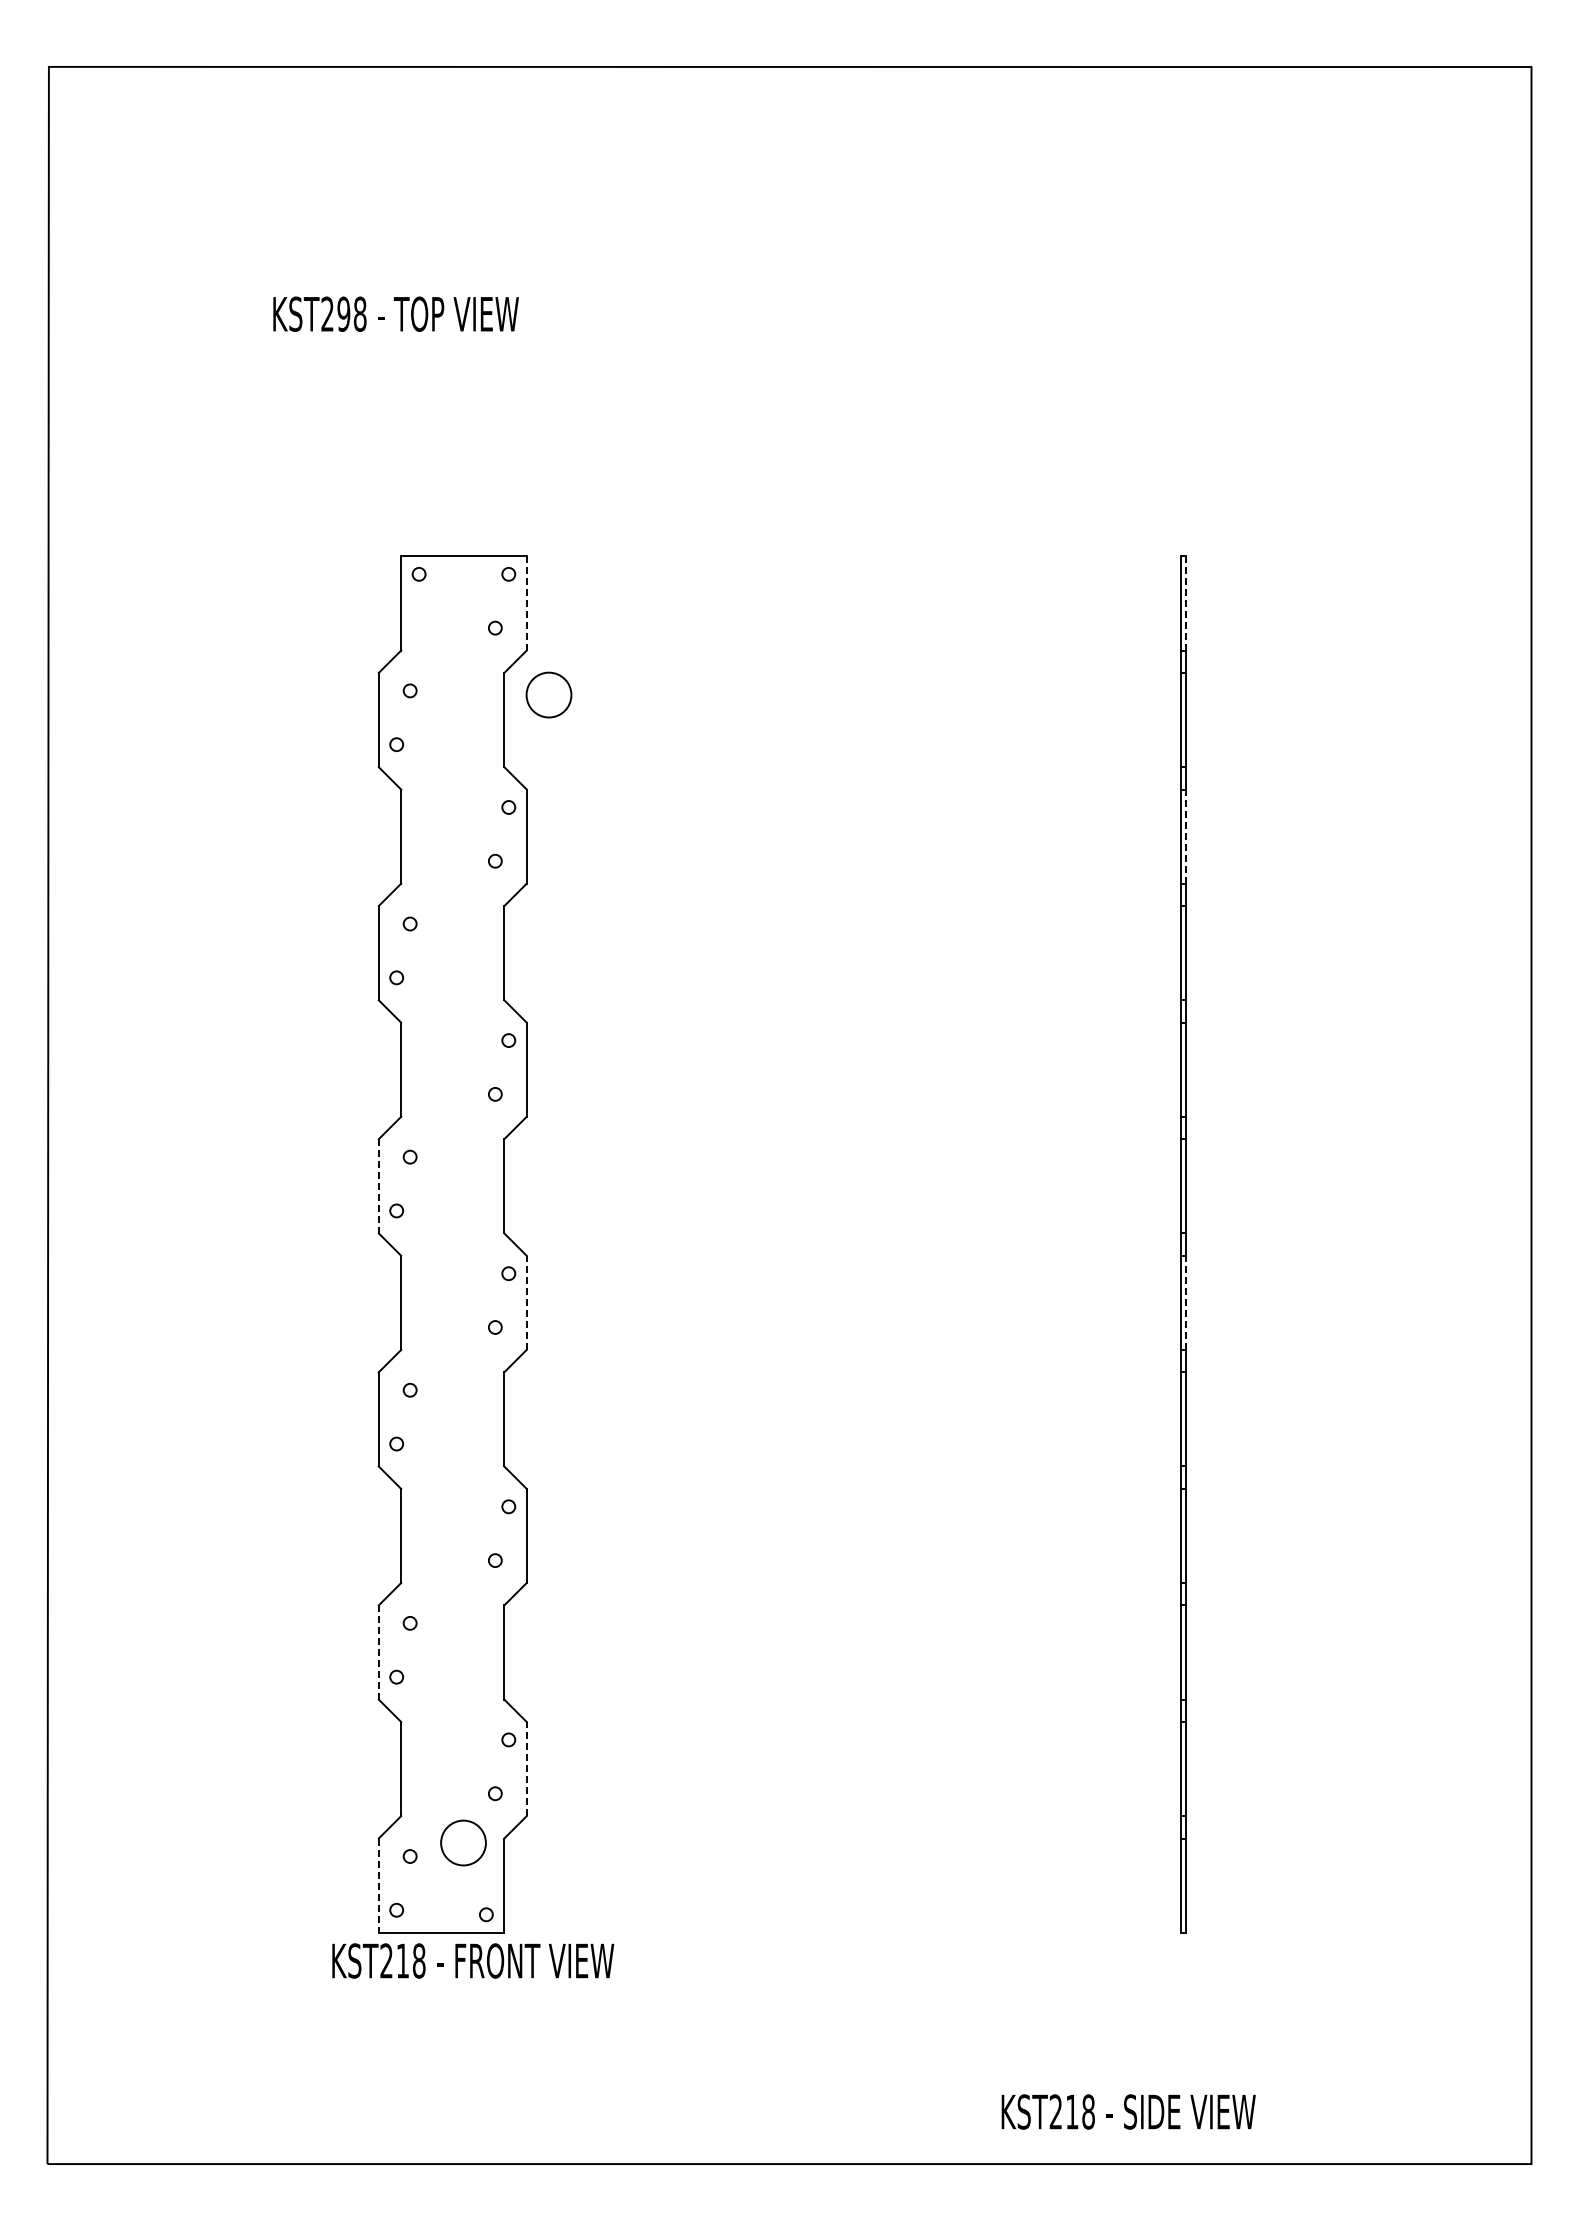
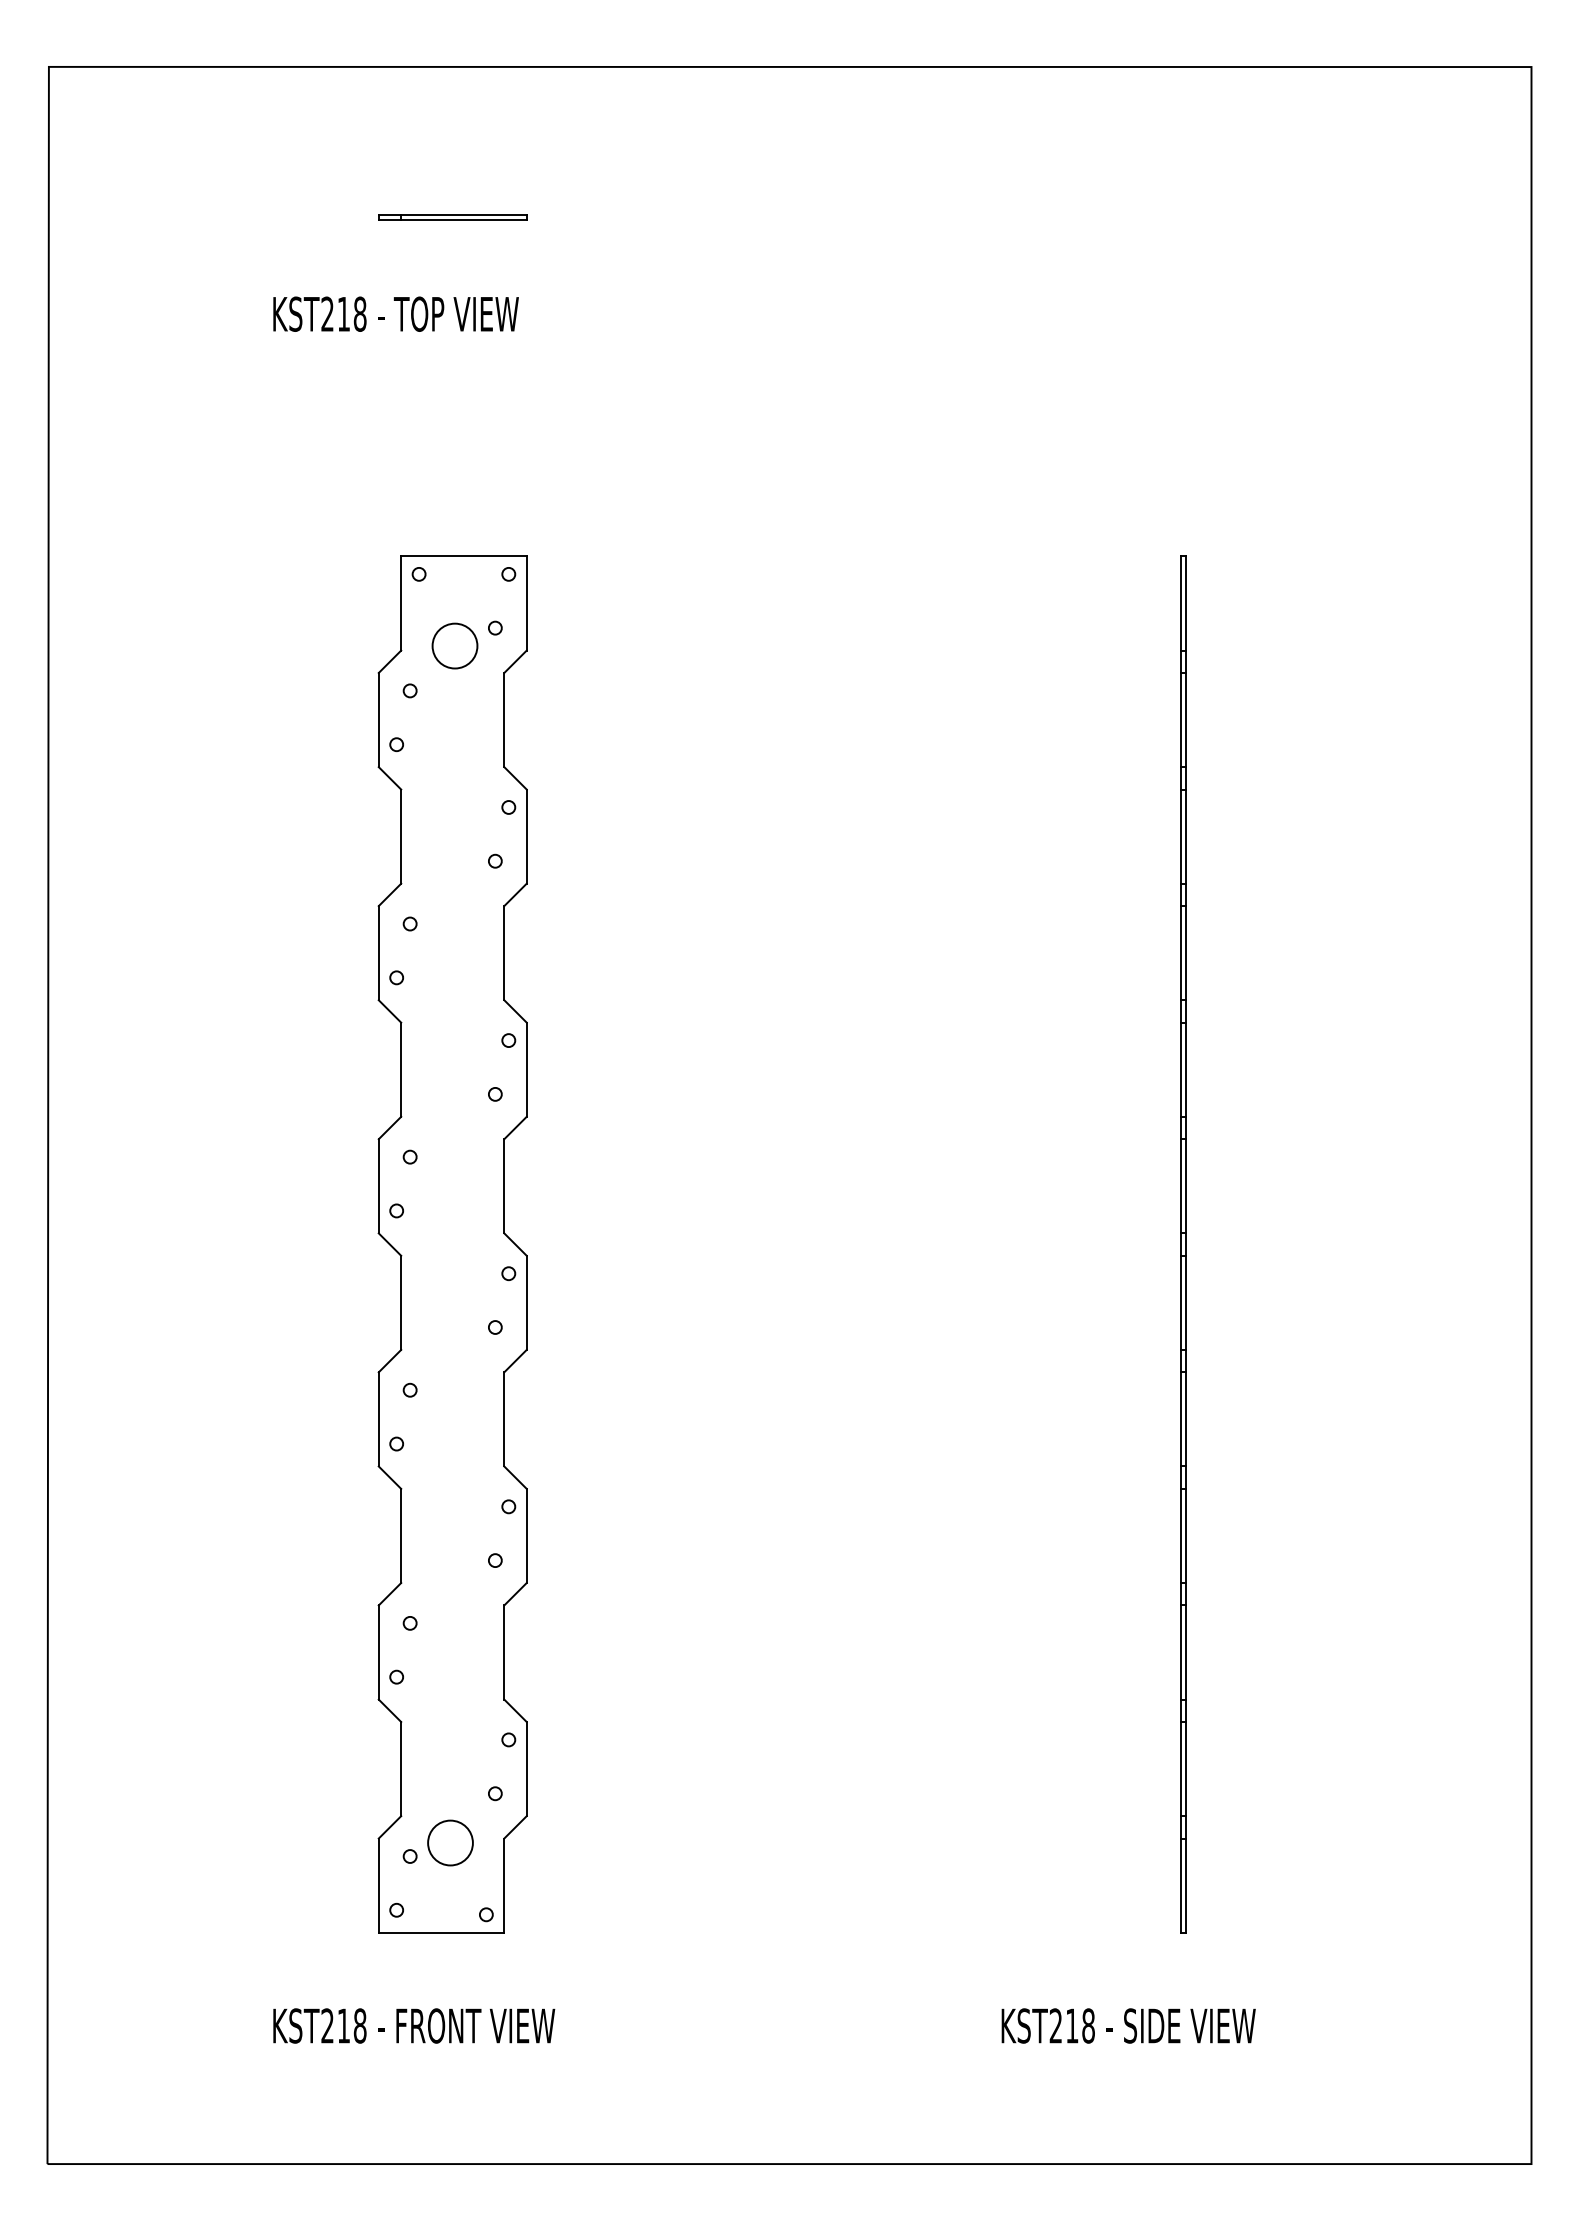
part: none -> present (452, 217)
text: KST298 -> KST218 (343, 313)
line: dashed -> solid (526, 603)
line: dashed -> solid (1185, 603)
circle position: (548, 694) -> (454, 645) (454, 645)
line: dashed -> solid (1185, 836)
line: dashed -> solid (378, 1186)
line: dashed -> solid (526, 1302)
line: dashed -> solid (1185, 1302)
line: dashed -> solid (378, 1653)
line: dashed -> solid (526, 1768)
circle position: (463, 1842) -> (450, 1842) (450, 1842)
line: dashed -> solid (378, 1886)
text position: (473, 1960) -> (414, 2025) (414, 2025)
text position: (1128, 2111) -> (1128, 2025) (1128, 2025)
